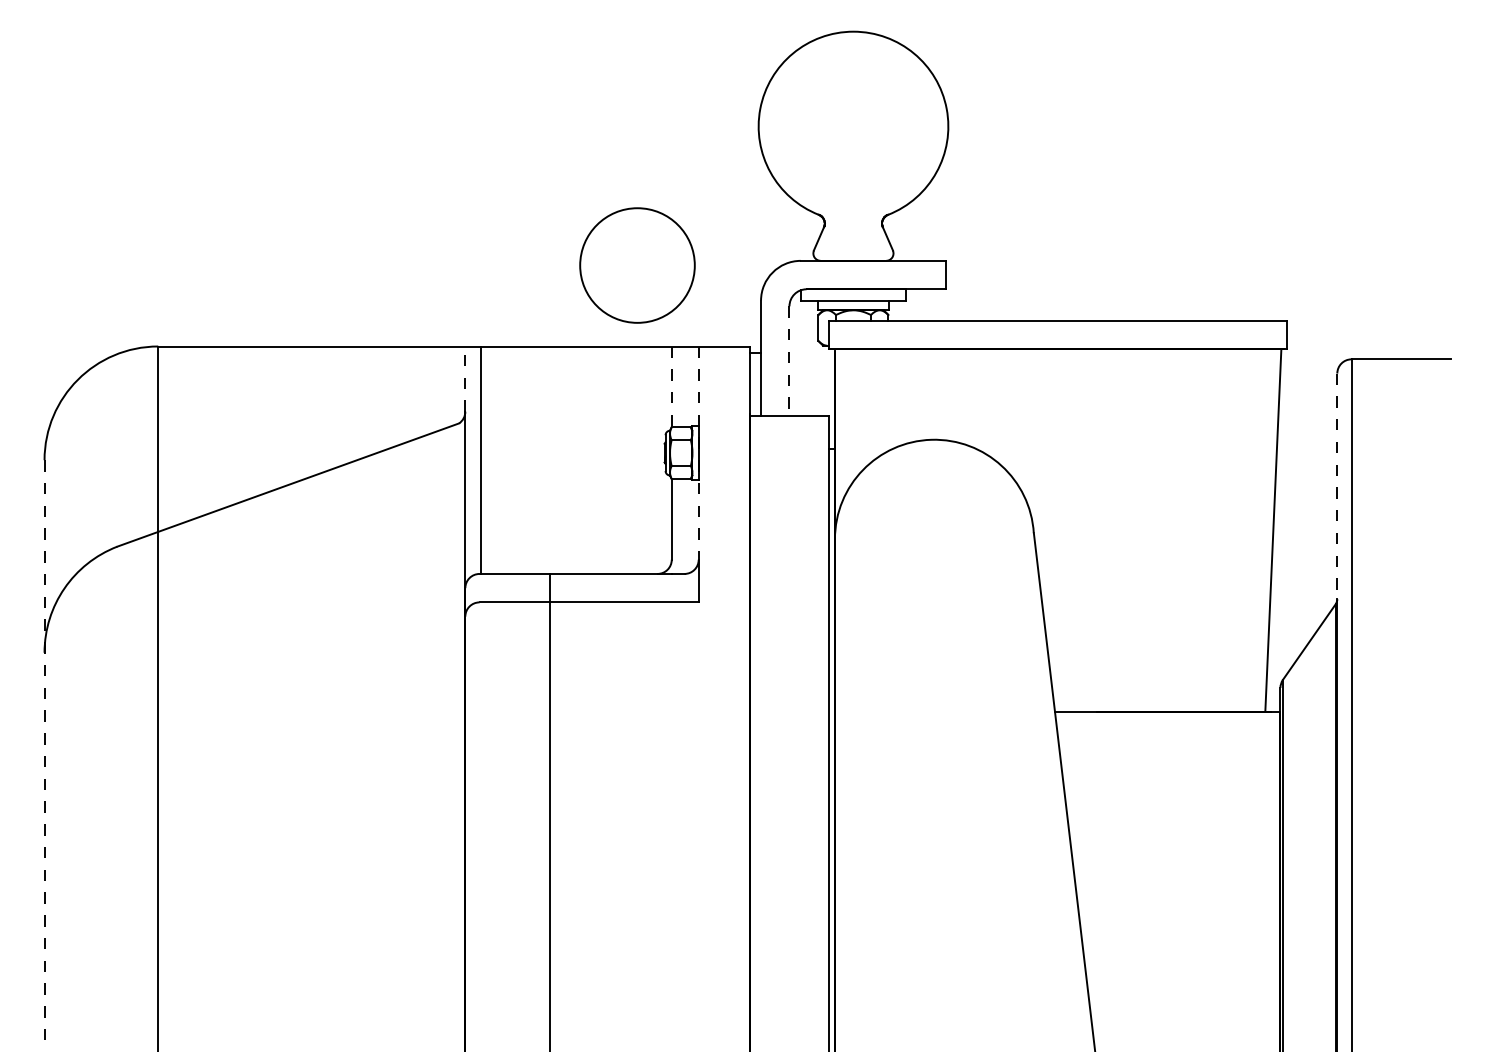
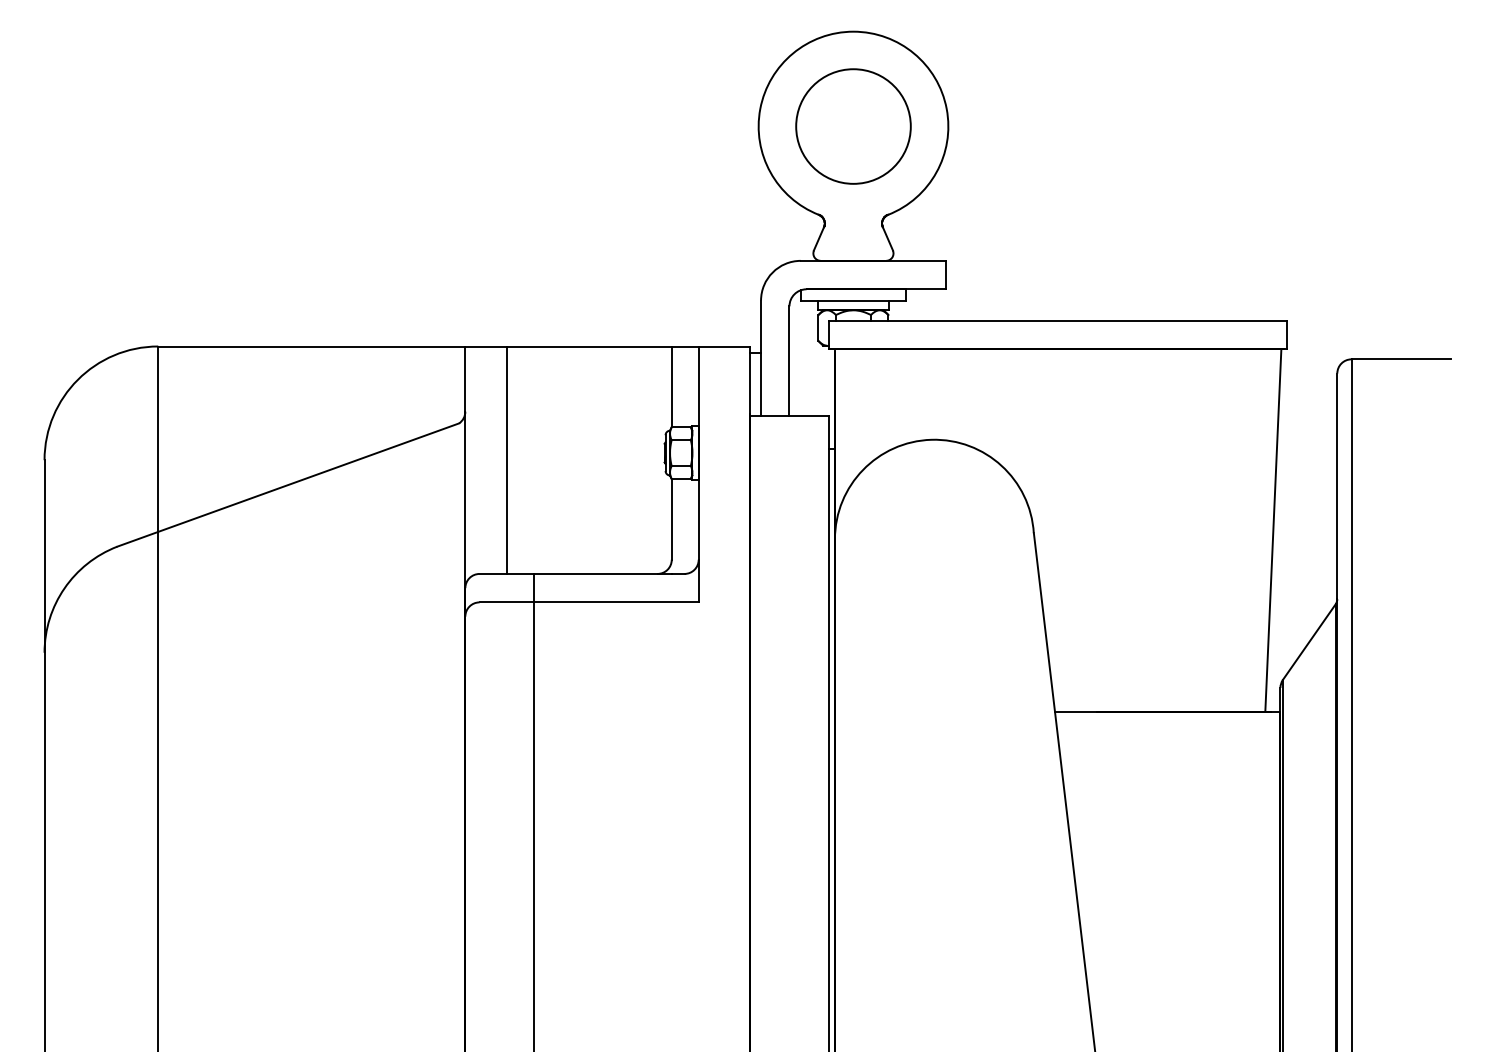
circle position: (637, 265) -> (853, 126) (853, 126)
line: dashed -> solid (789, 361)
line: dashed -> solid (465, 379)
line: dashed -> solid (671, 387)
line: dashed -> solid (698, 453)
line position: (481, 459) -> (507, 459) (507, 459)
line: dashed -> solid (1337, 486)
line: dashed -> solid (44, 756)
line position: (550, 810) -> (534, 810) (534, 810)
